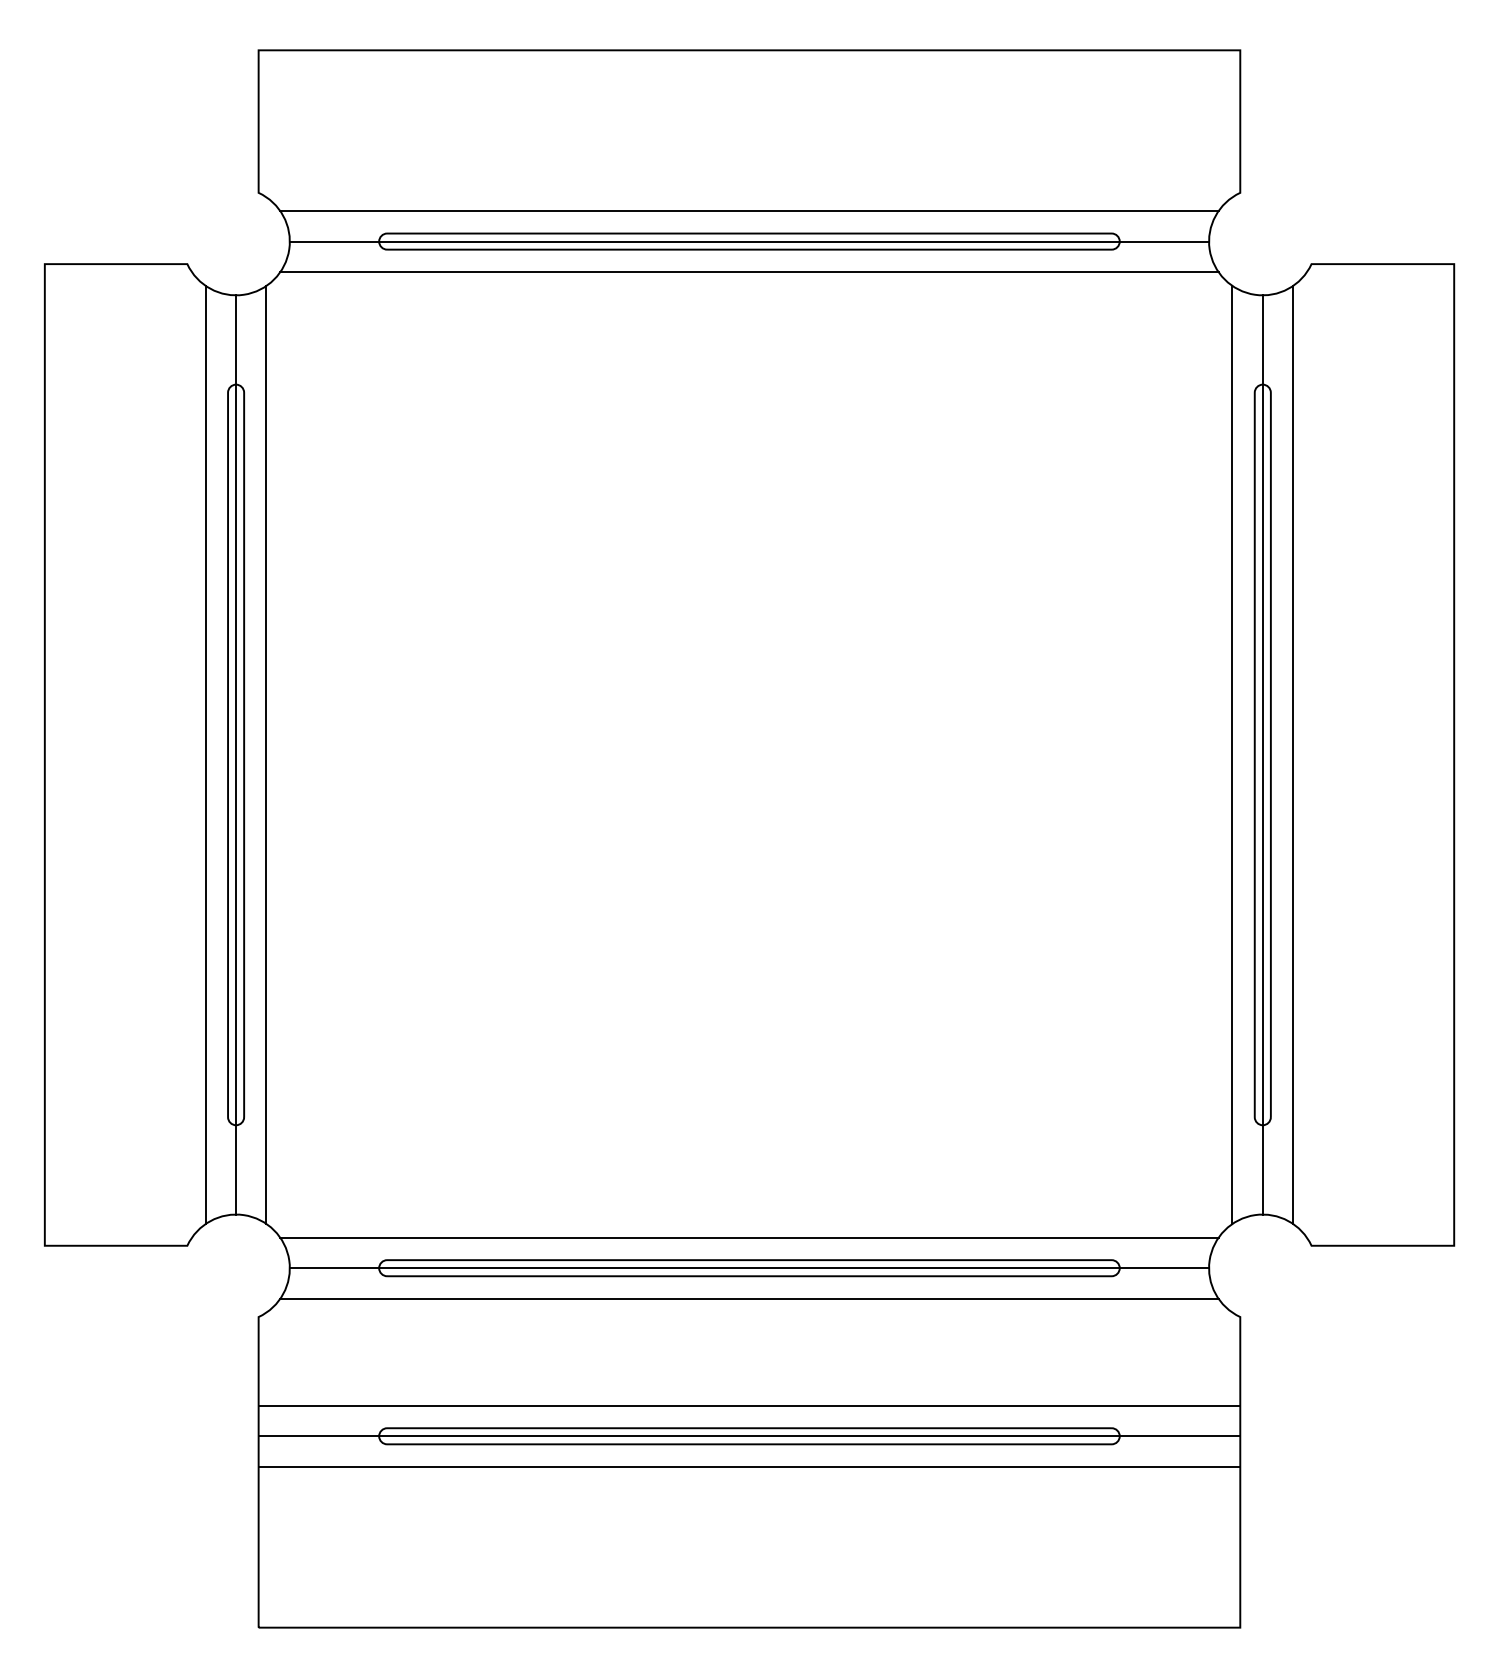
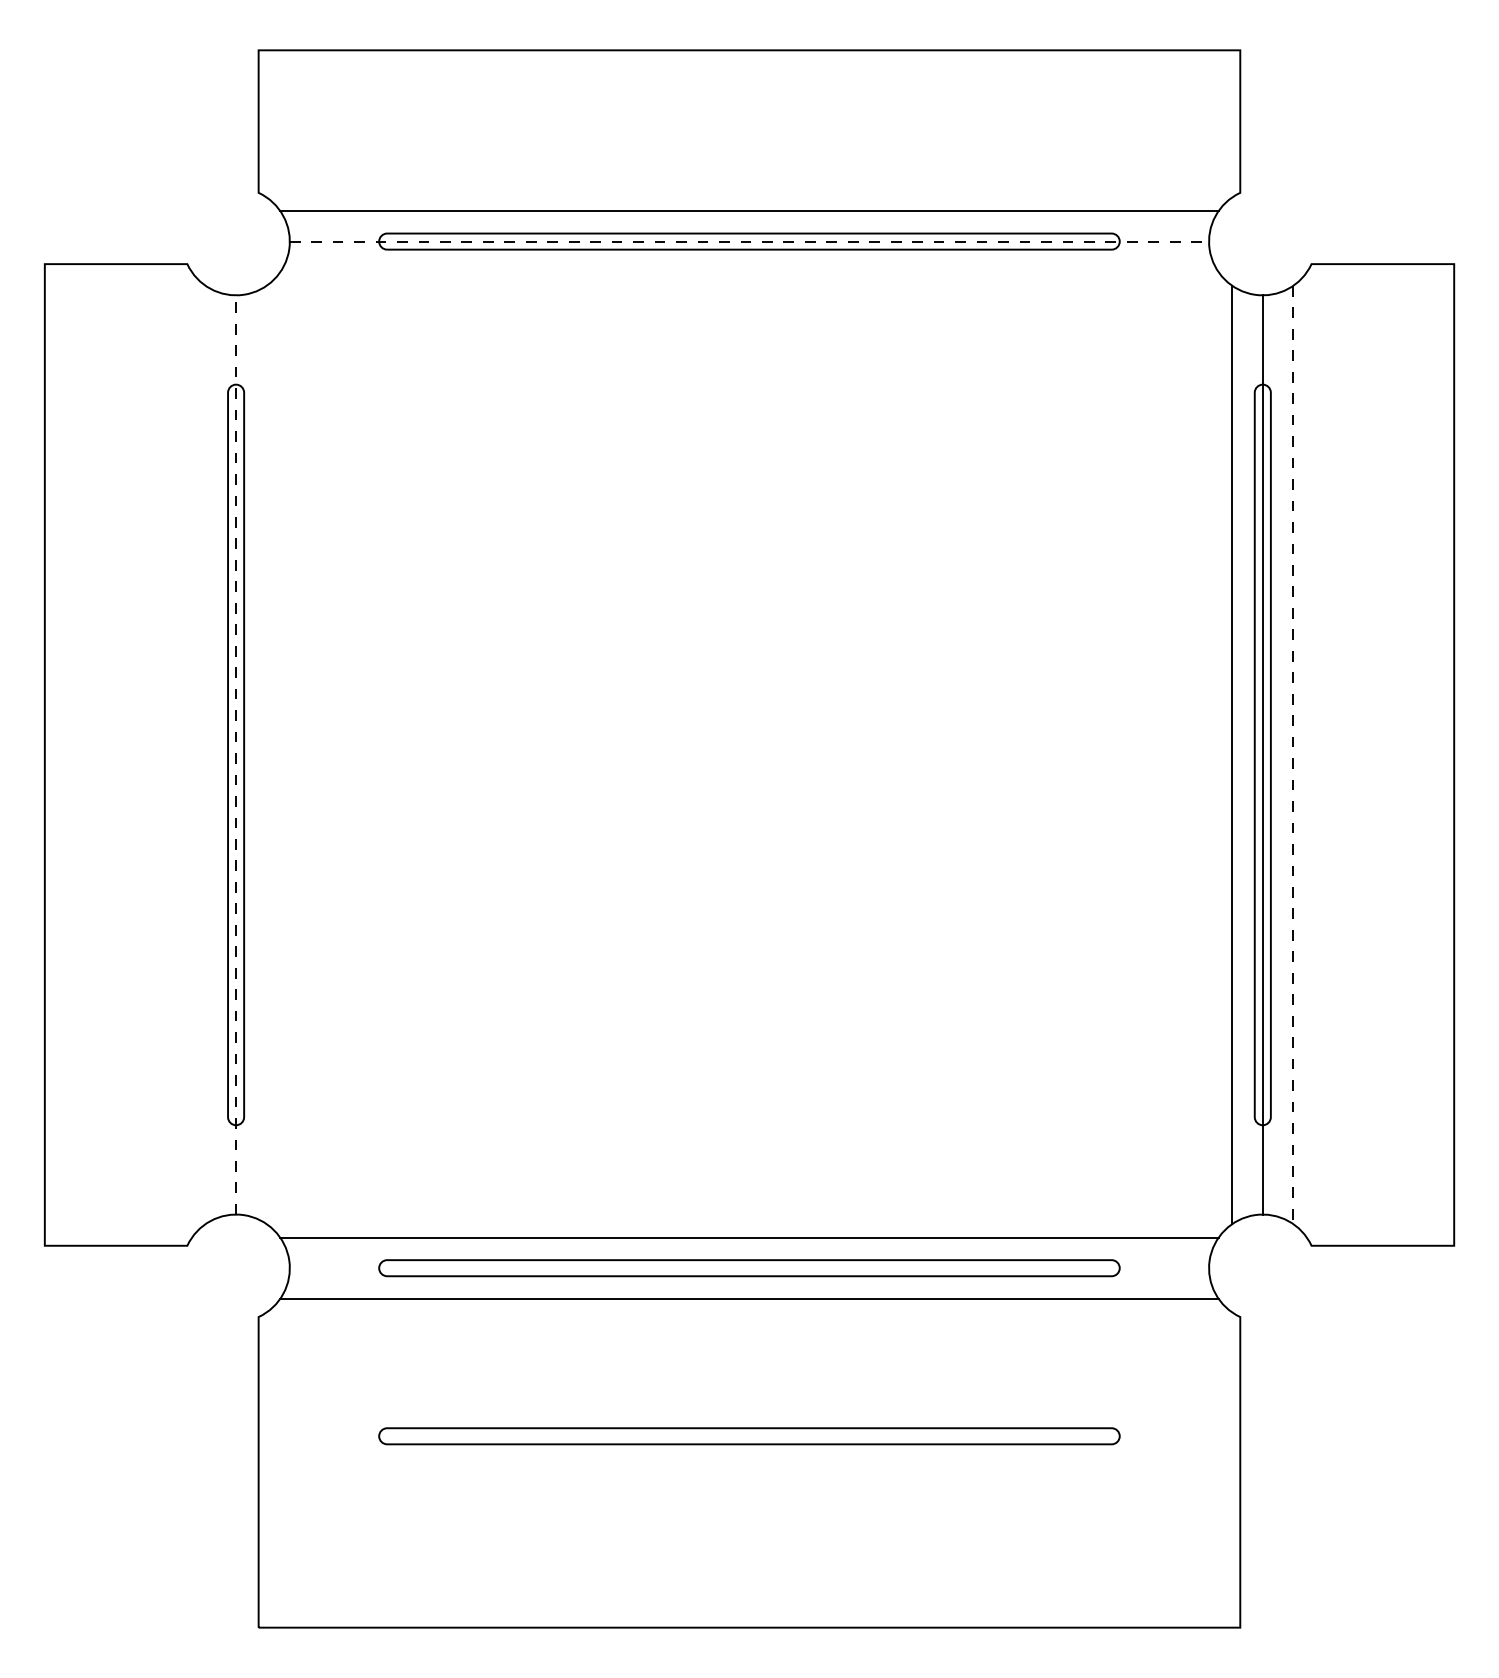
line: solid -> dashed (749, 241)
line: present -> none (749, 271)
line: present -> none (205, 754)
line: solid -> dashed (236, 754)
line: present -> none (266, 754)
line: solid -> dashed (1293, 755)
line: present -> none (749, 1268)
line: present -> none (749, 1406)
line: present -> none (749, 1436)
line: present -> none (749, 1466)
